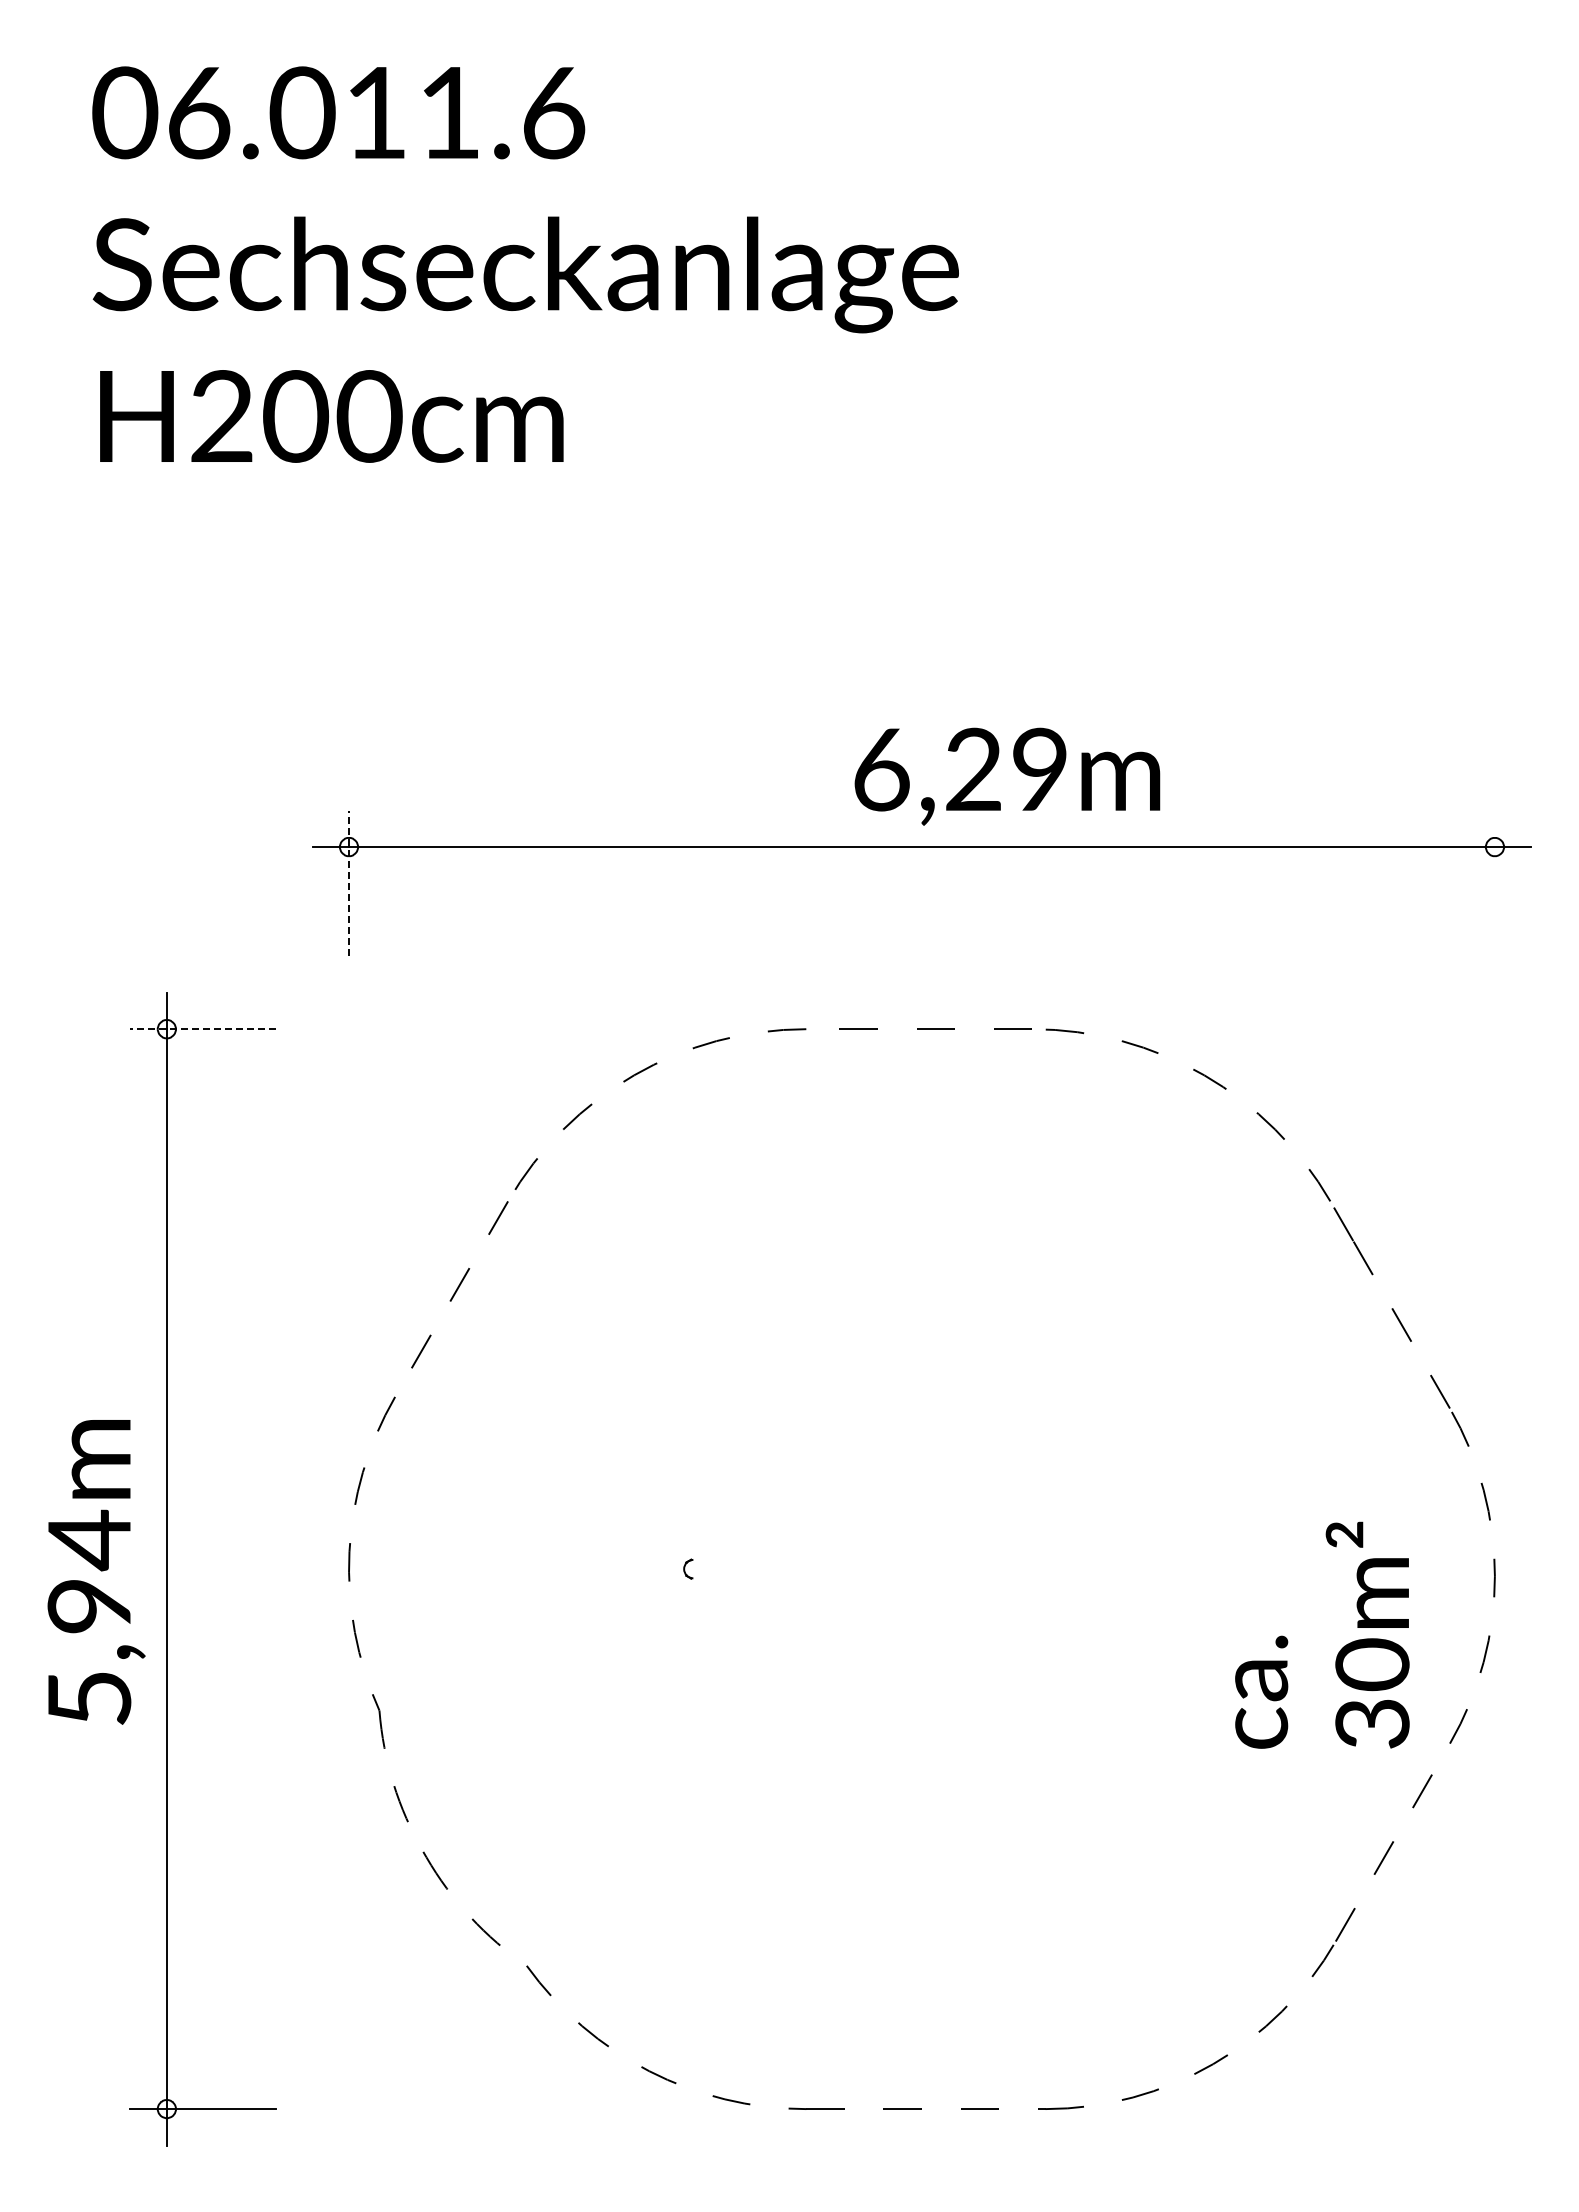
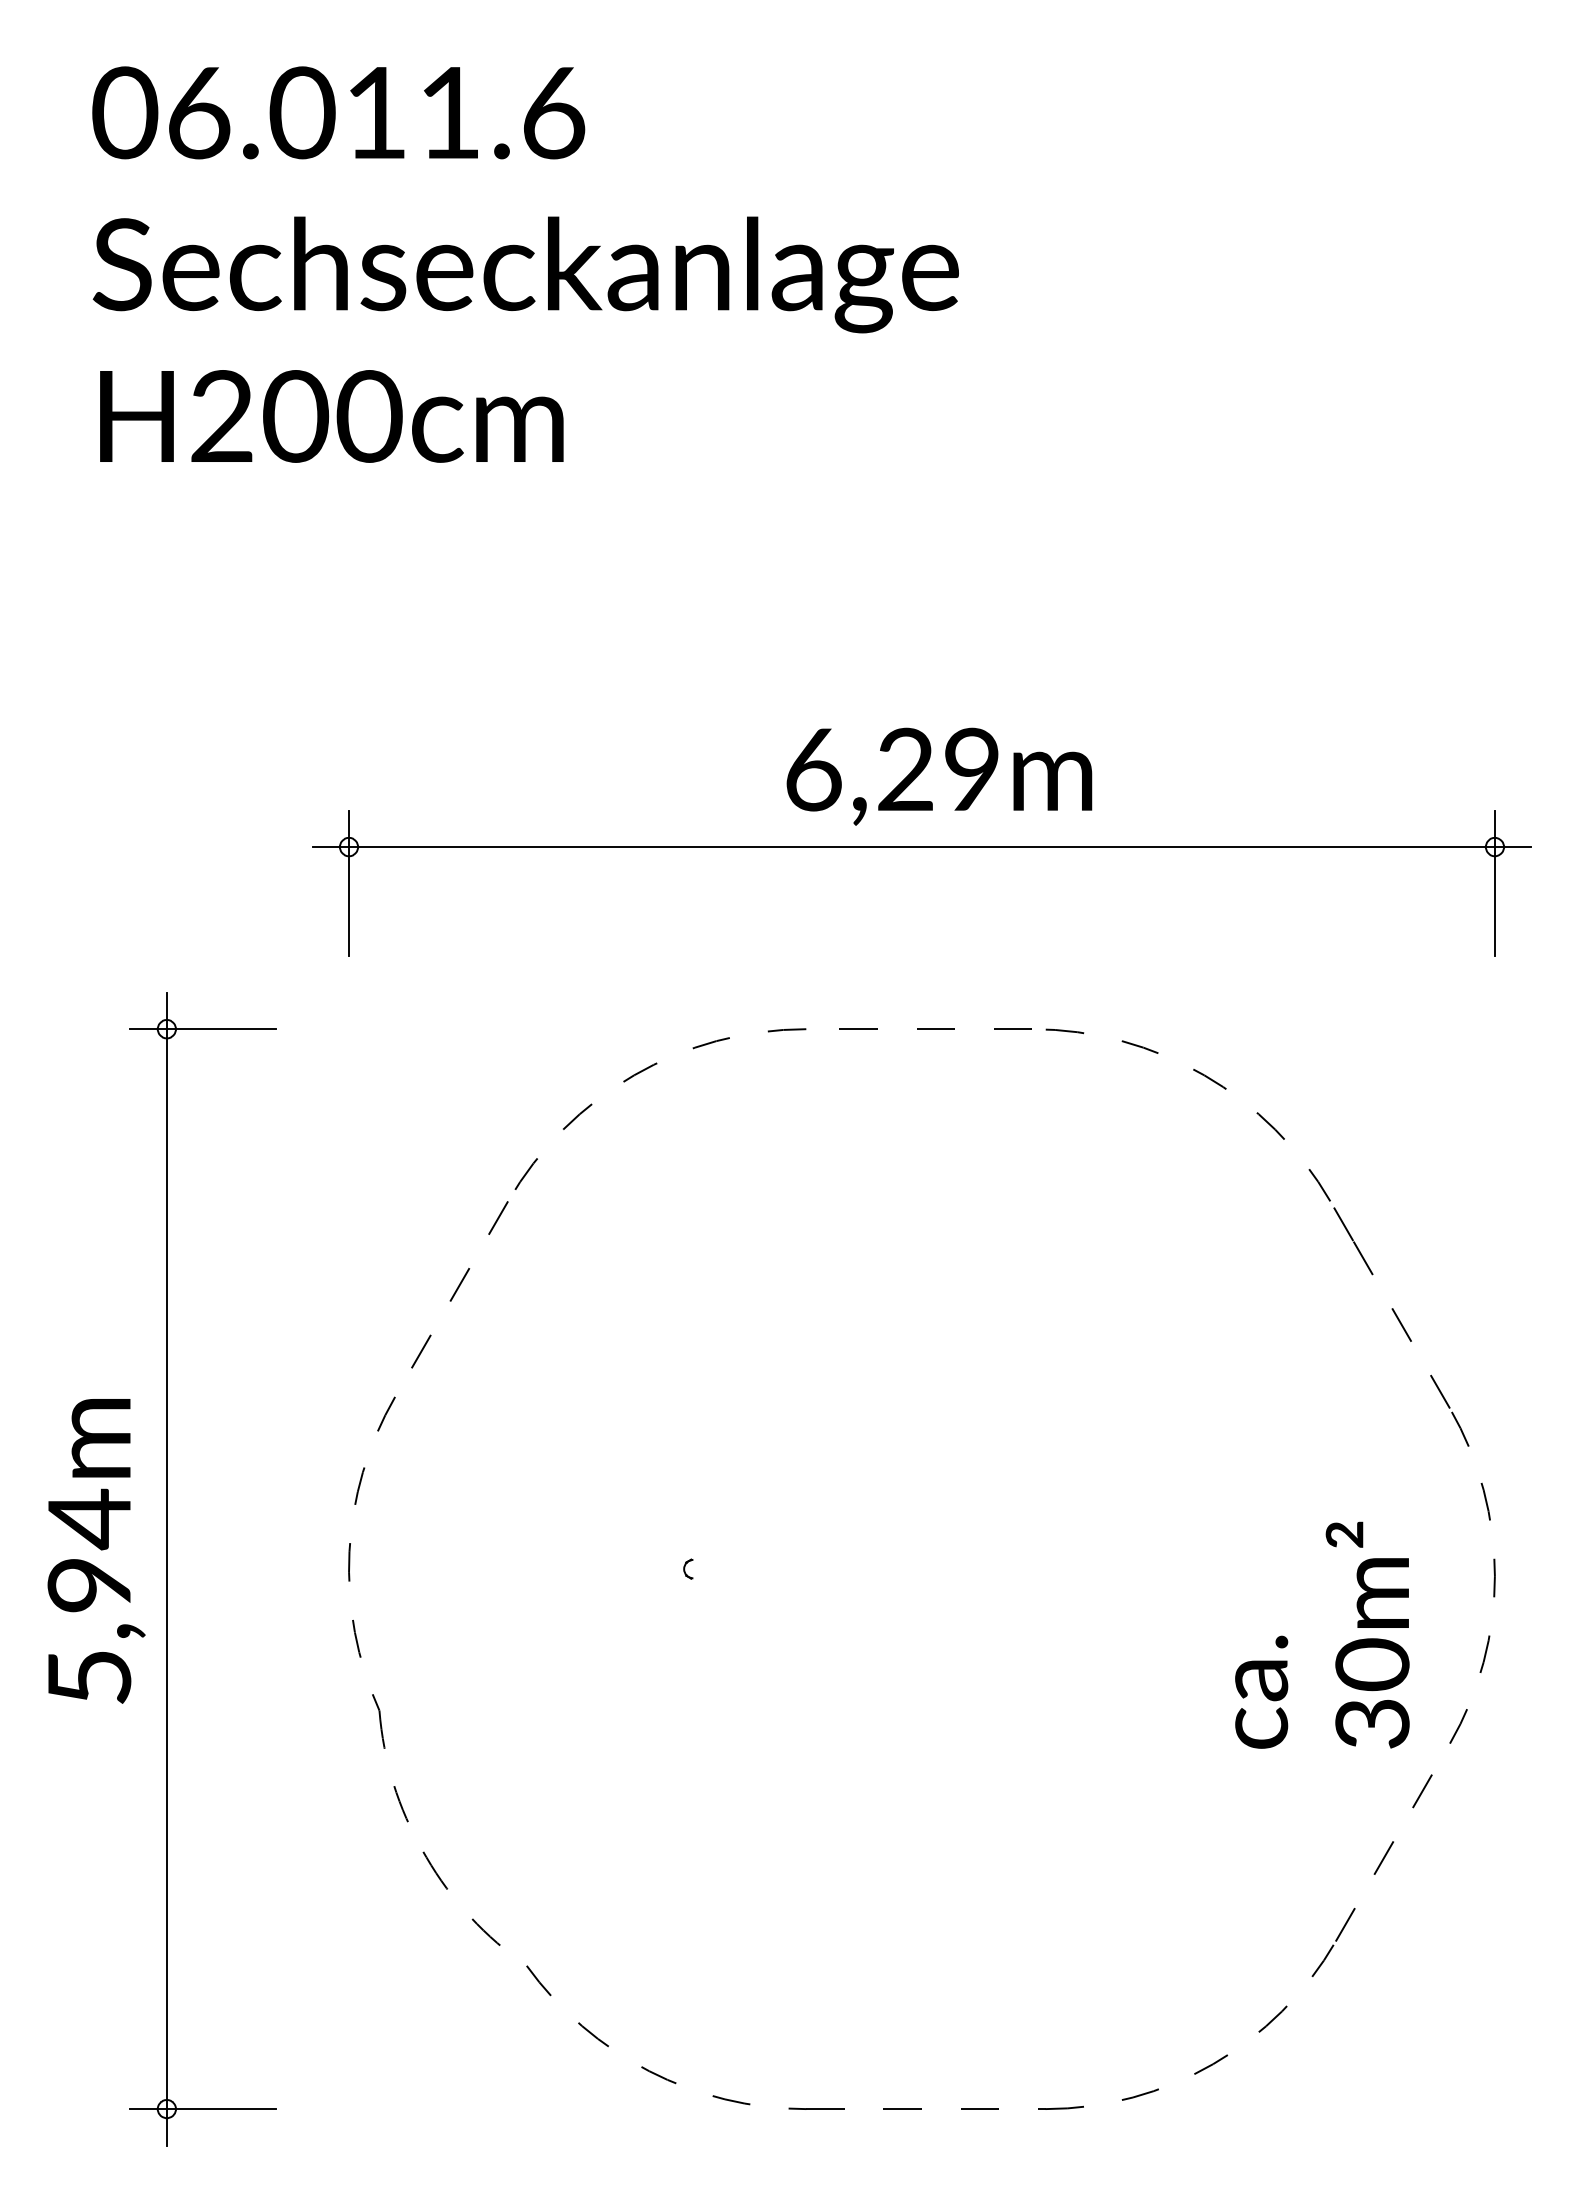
text position: (1007, 776) -> (939, 776) (939, 776)
line: dashed -> solid (349, 883)
line: none -> present (1494, 883)
line: dashed -> solid (203, 1029)
text position: (96, 1572) -> (96, 1551) (96, 1551)
